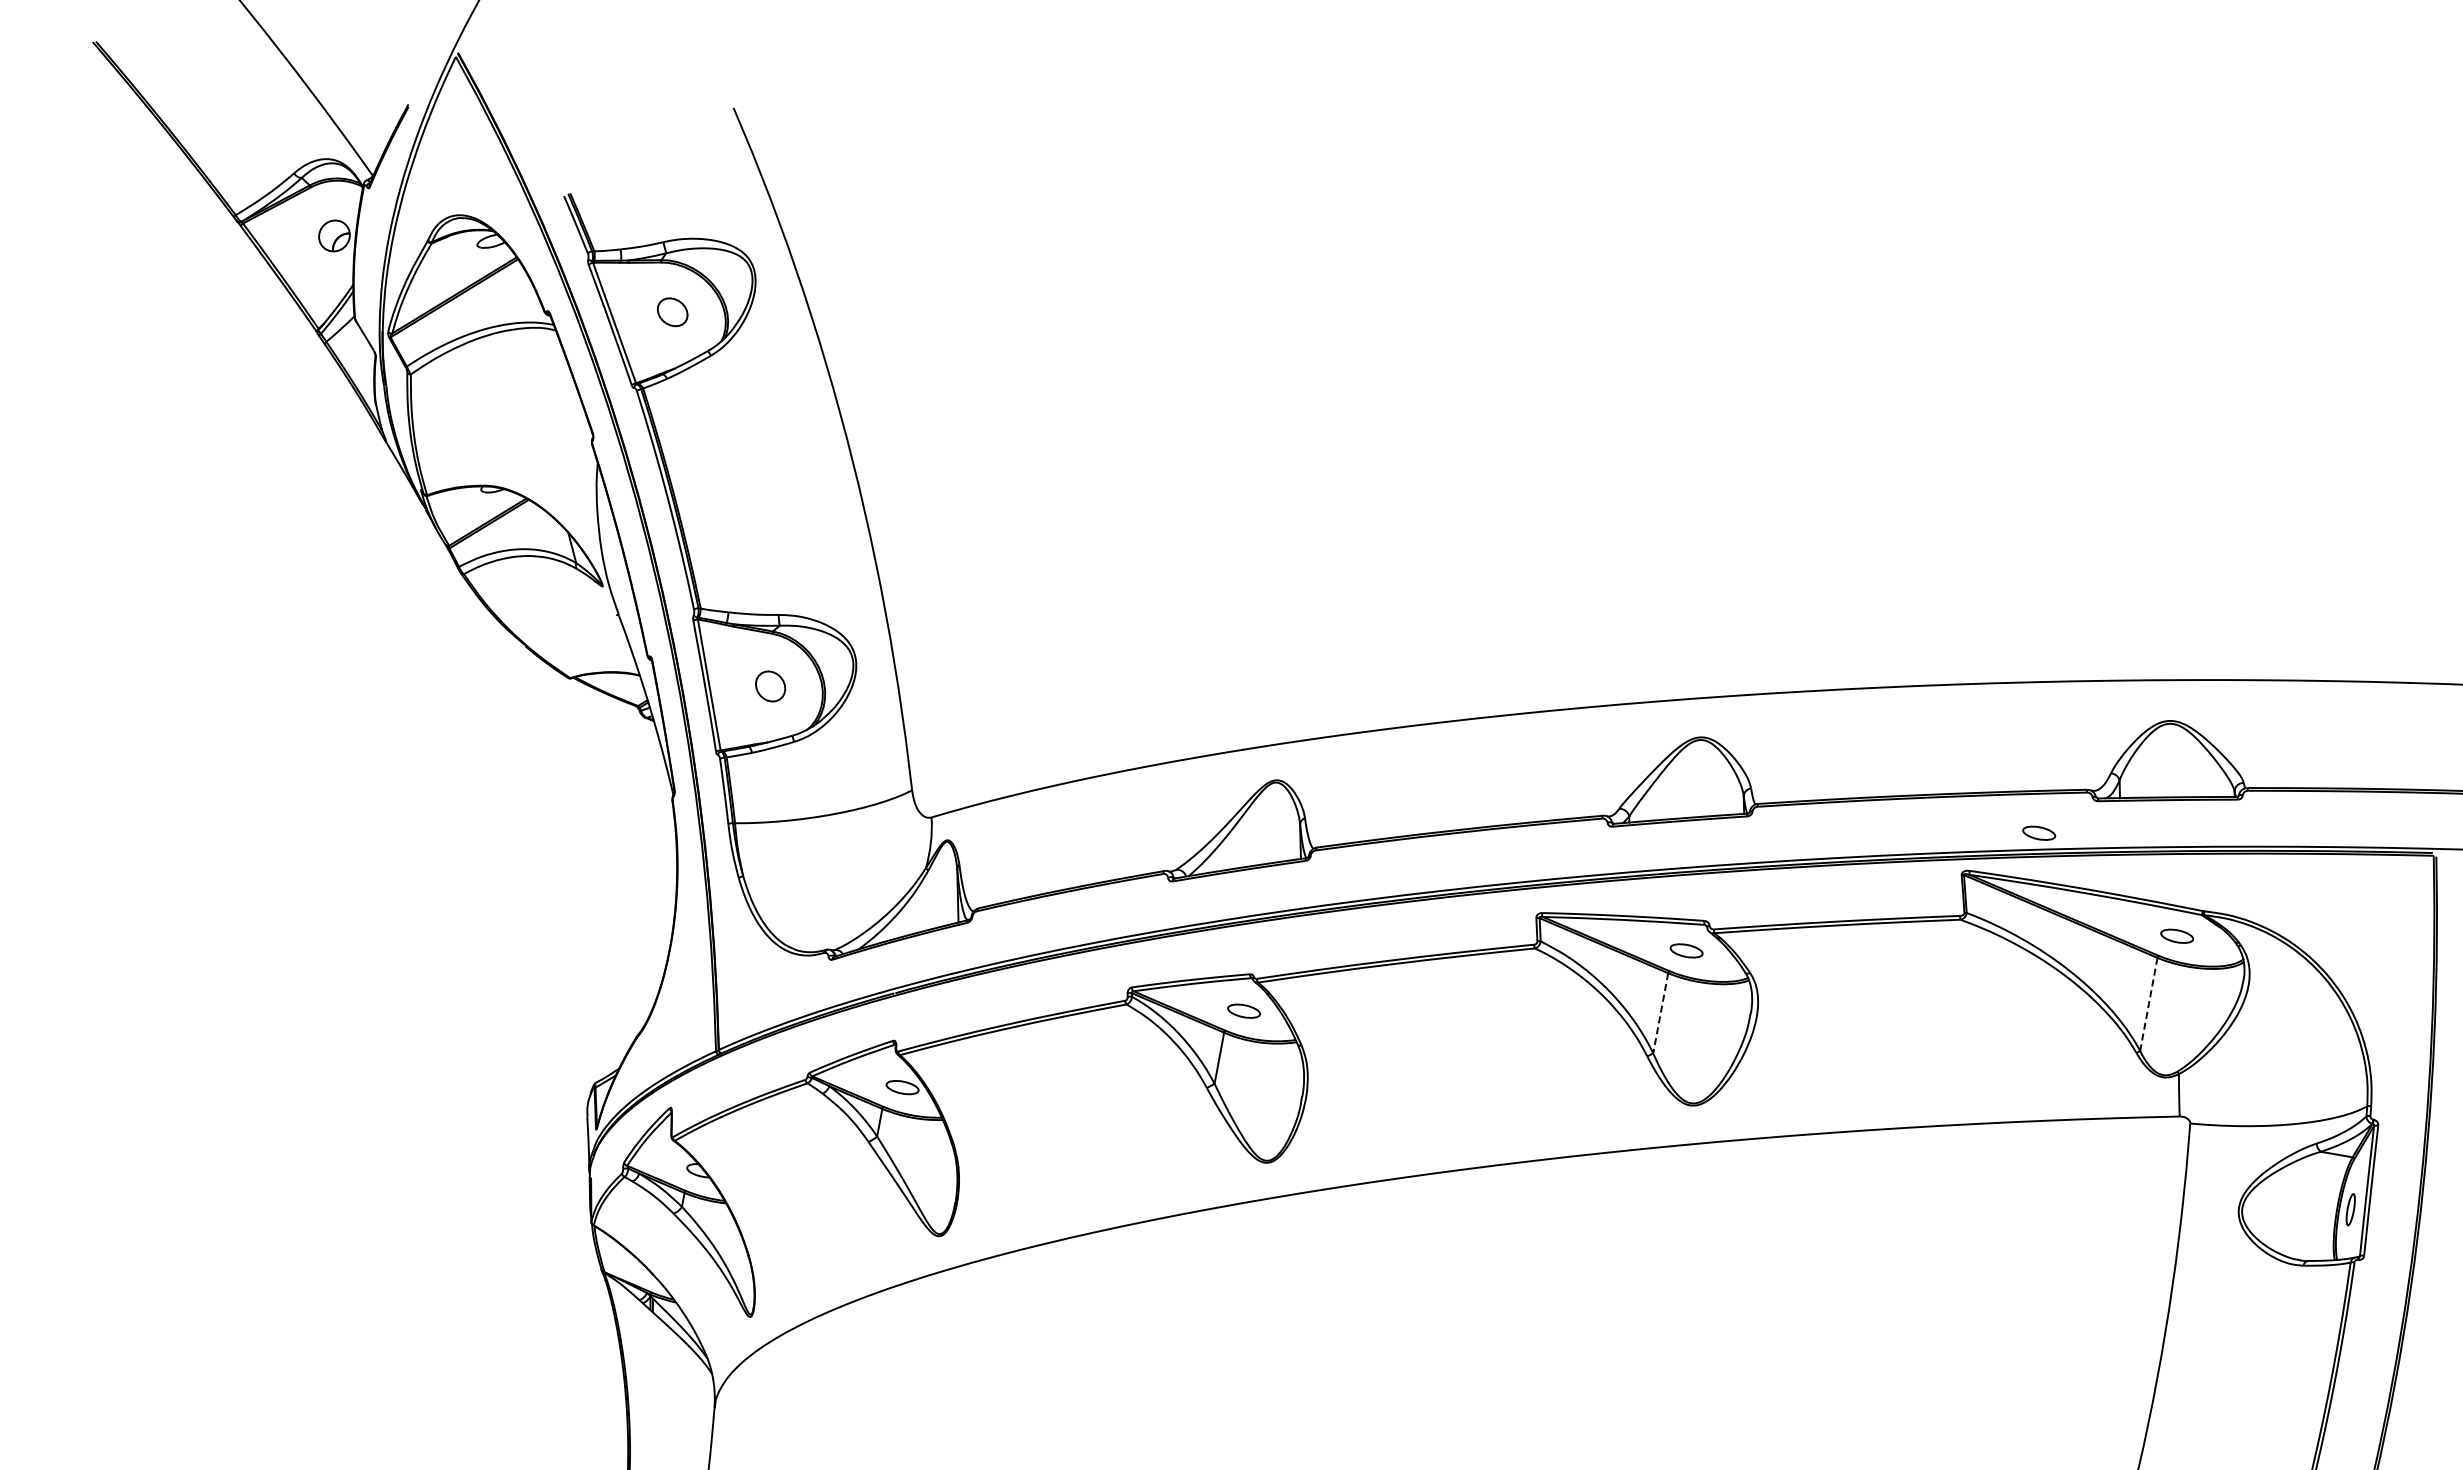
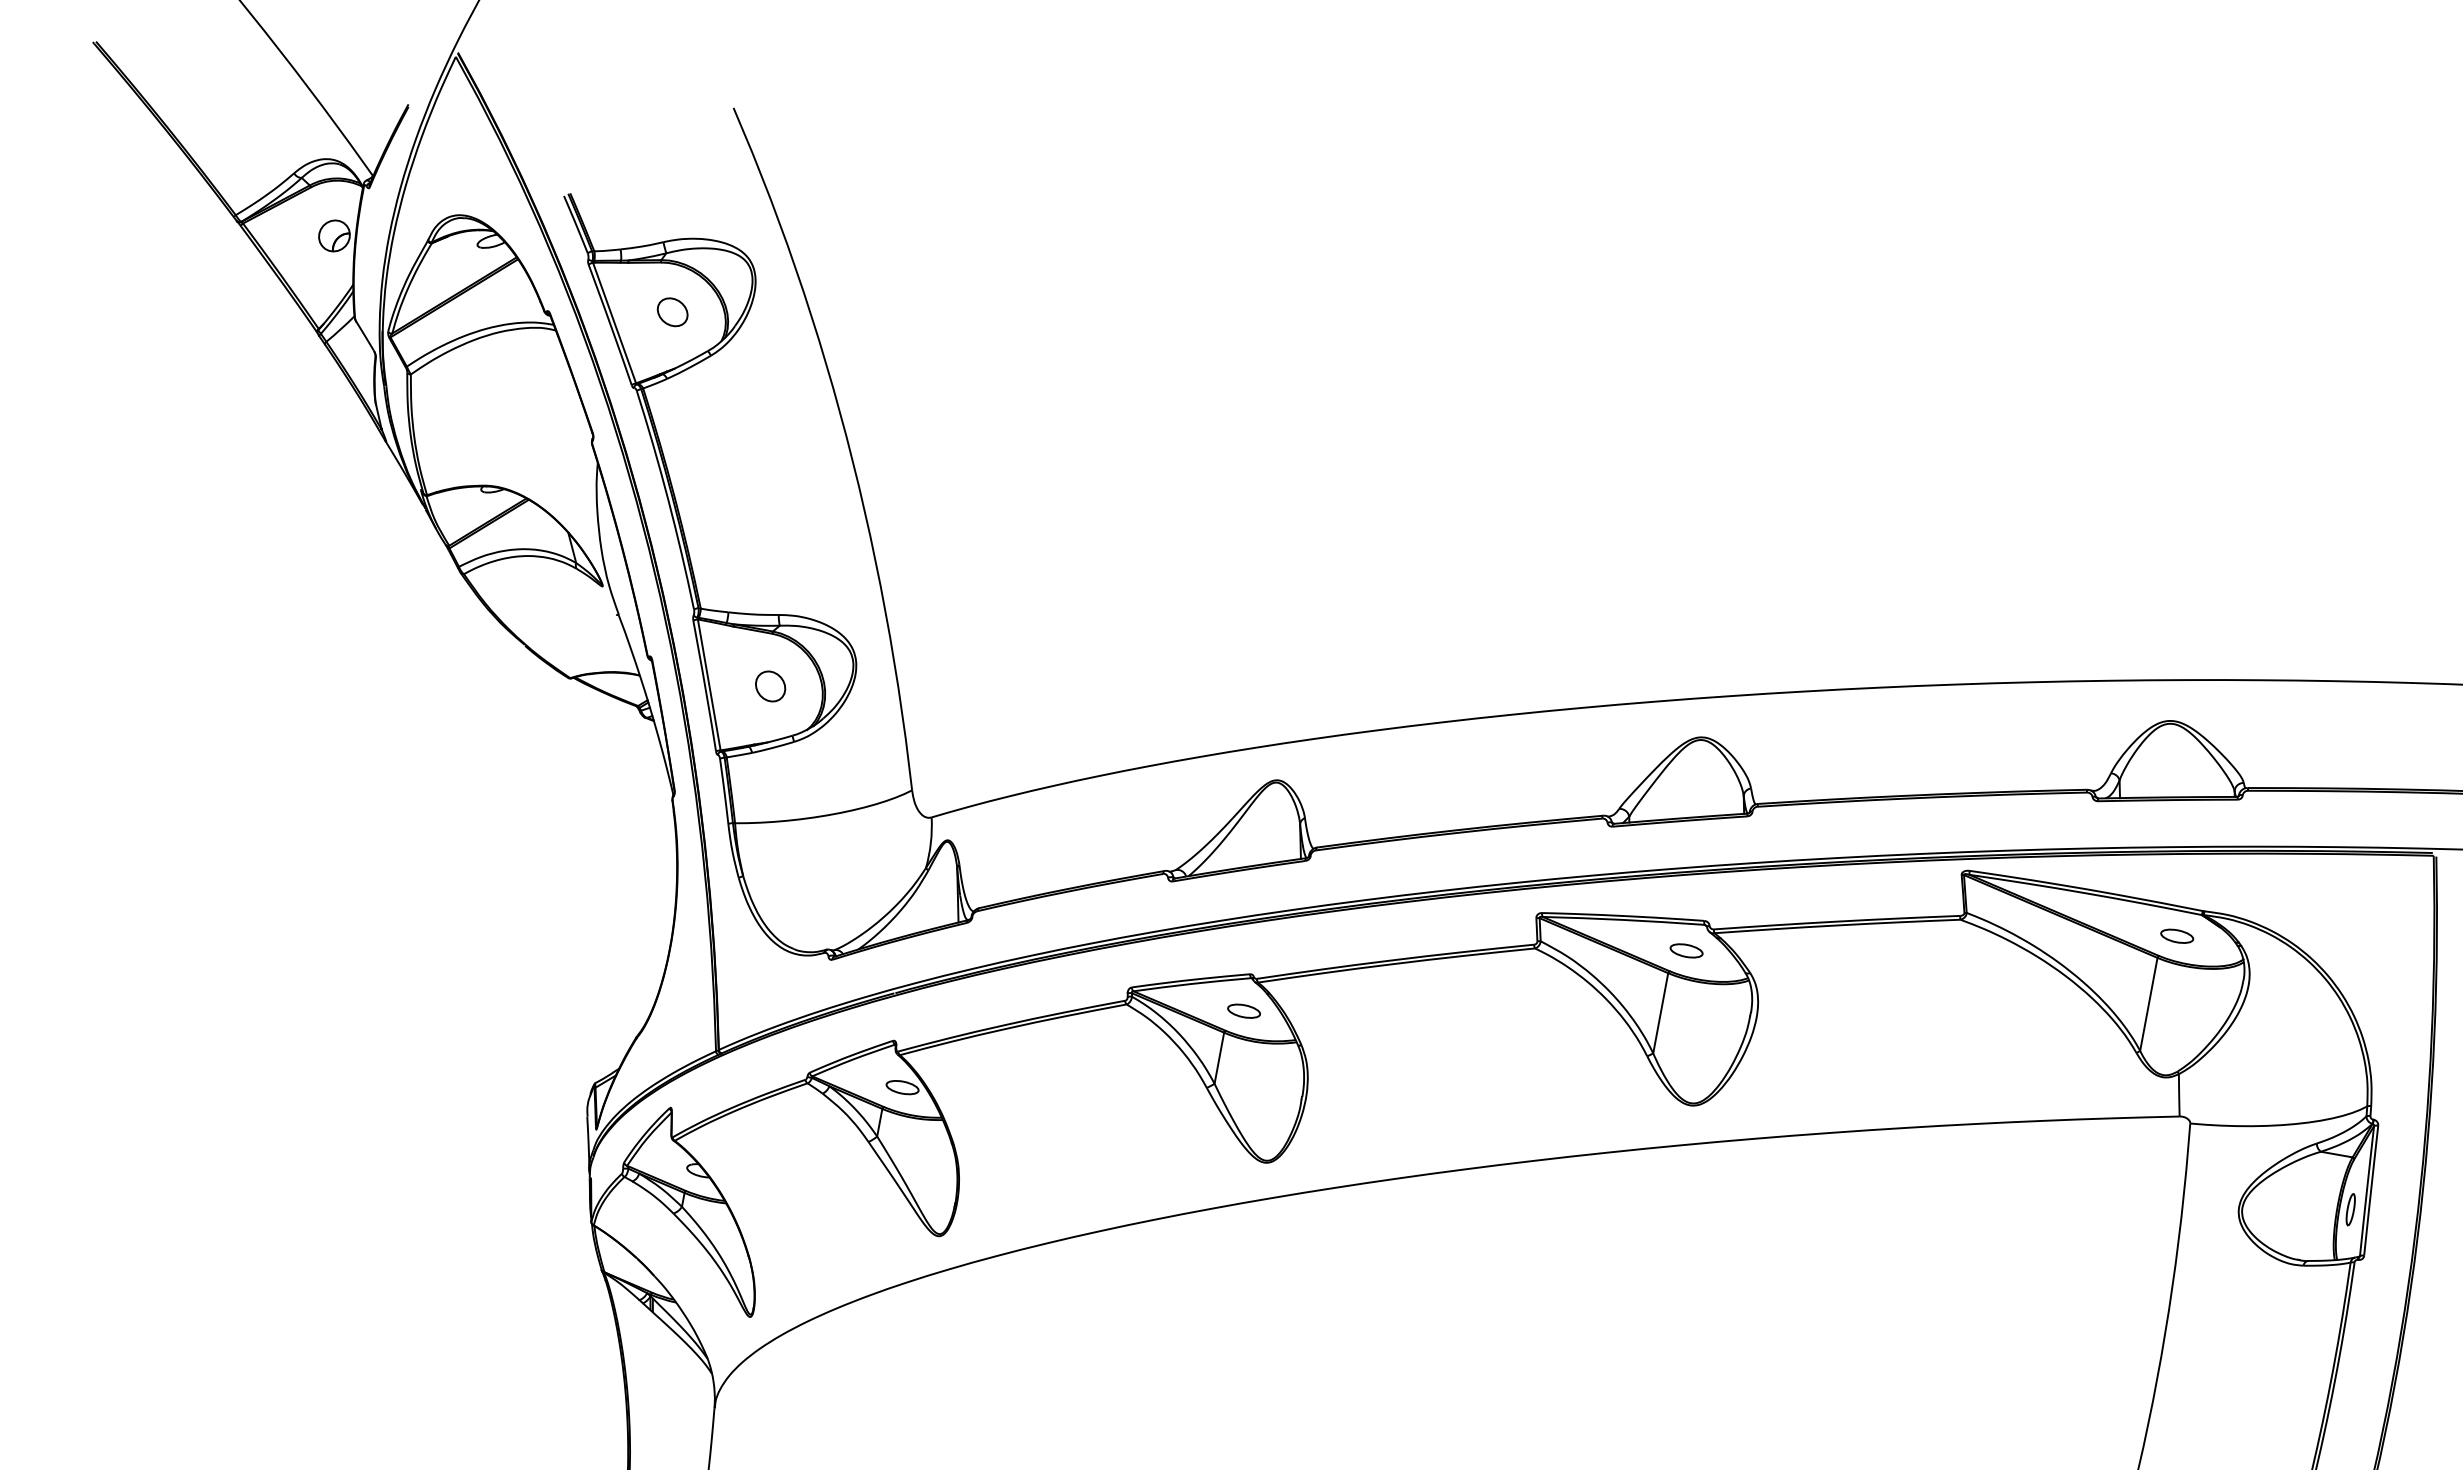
part: present -> none (2039, 832)
line: dashed -> solid (2148, 1004)
line: dashed -> solid (1660, 1013)
